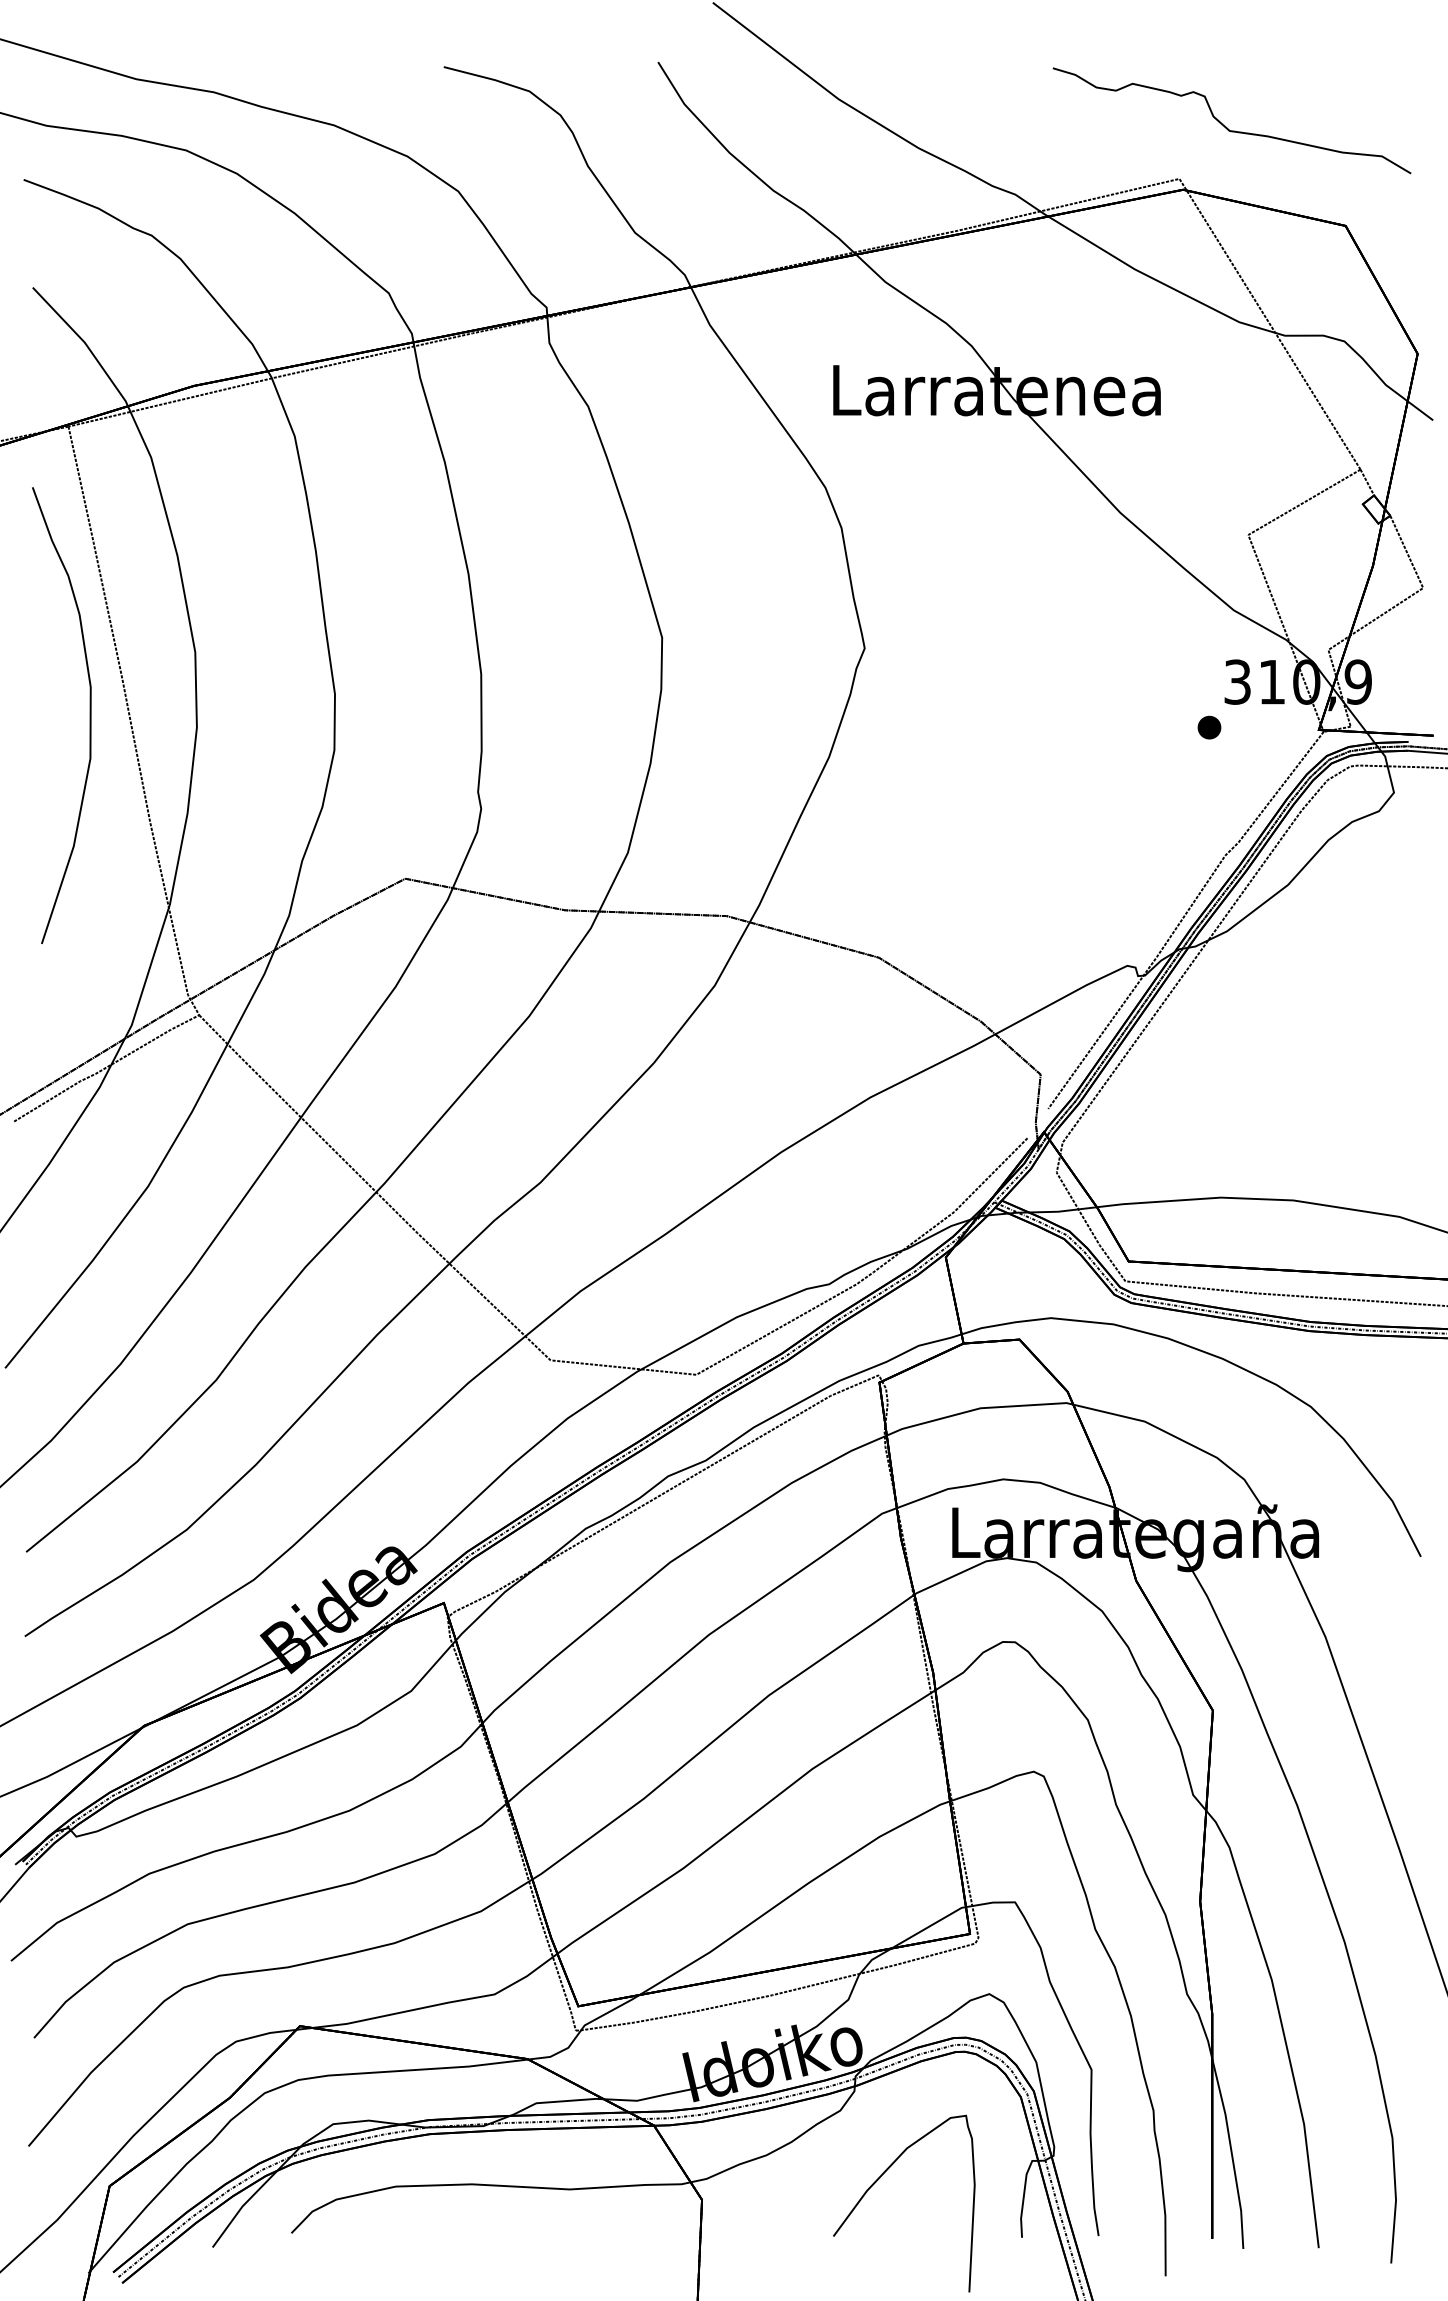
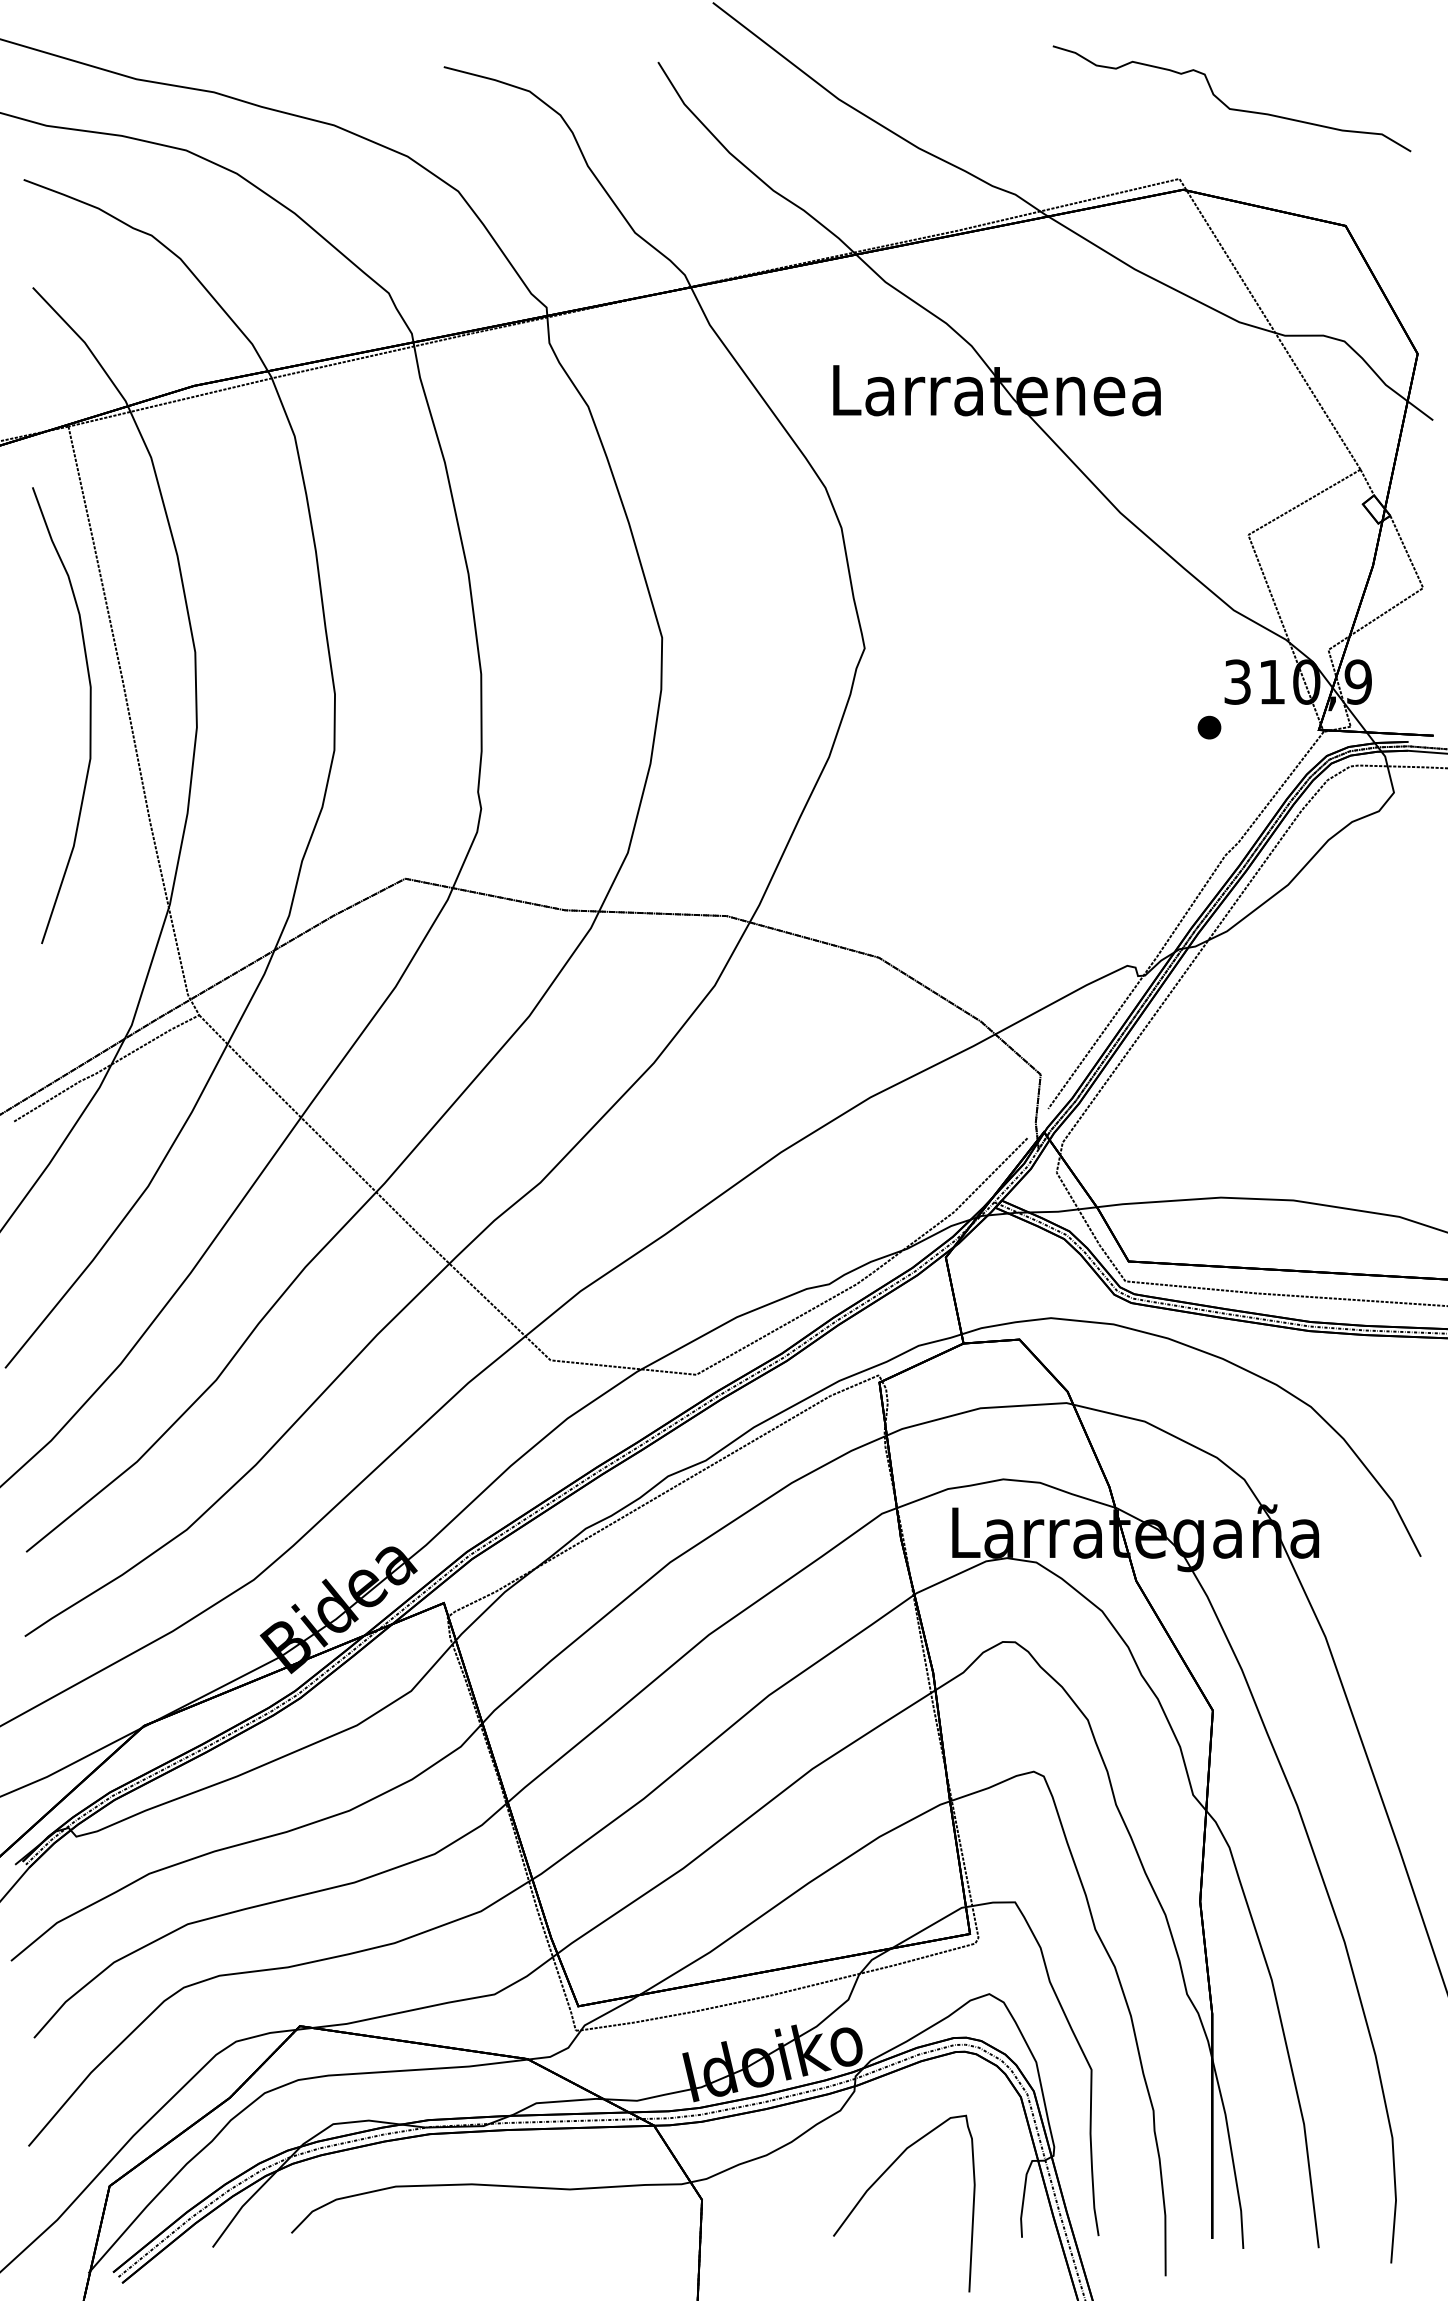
curve position: (1225, 125) -> (1225, 103) (1225, 103)
